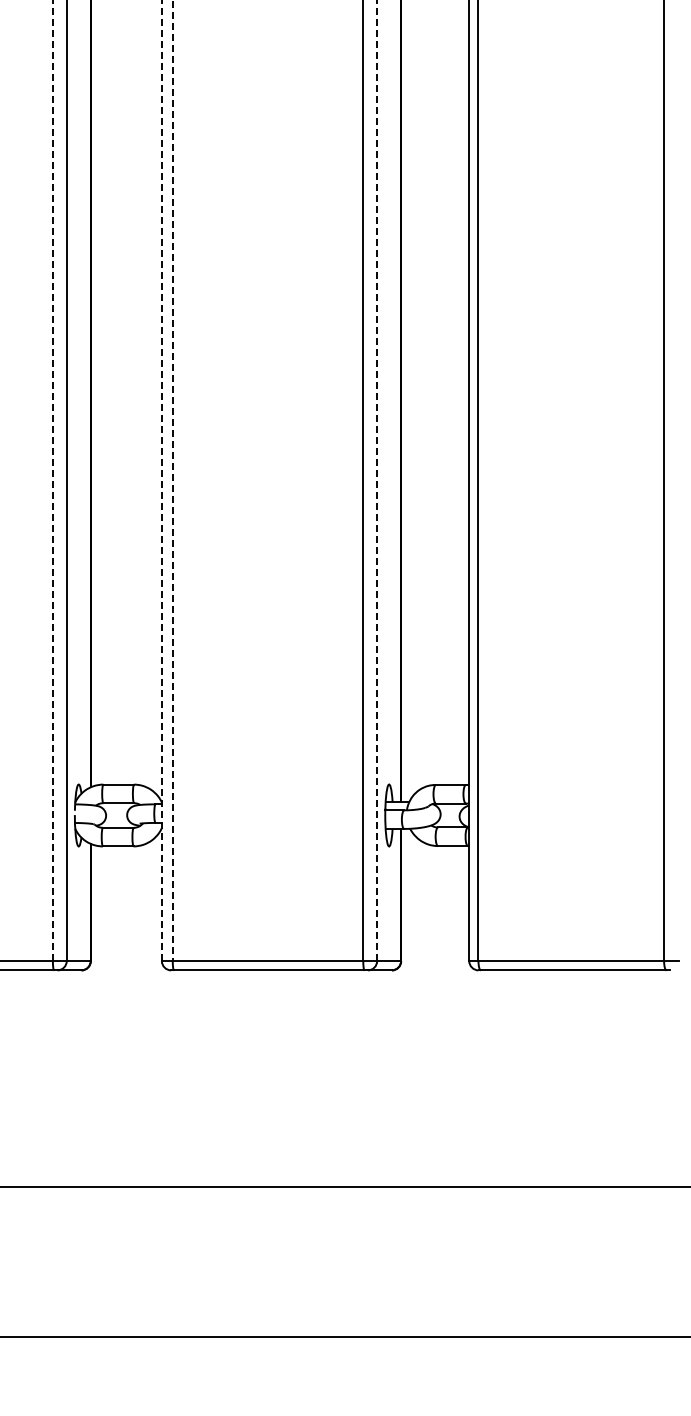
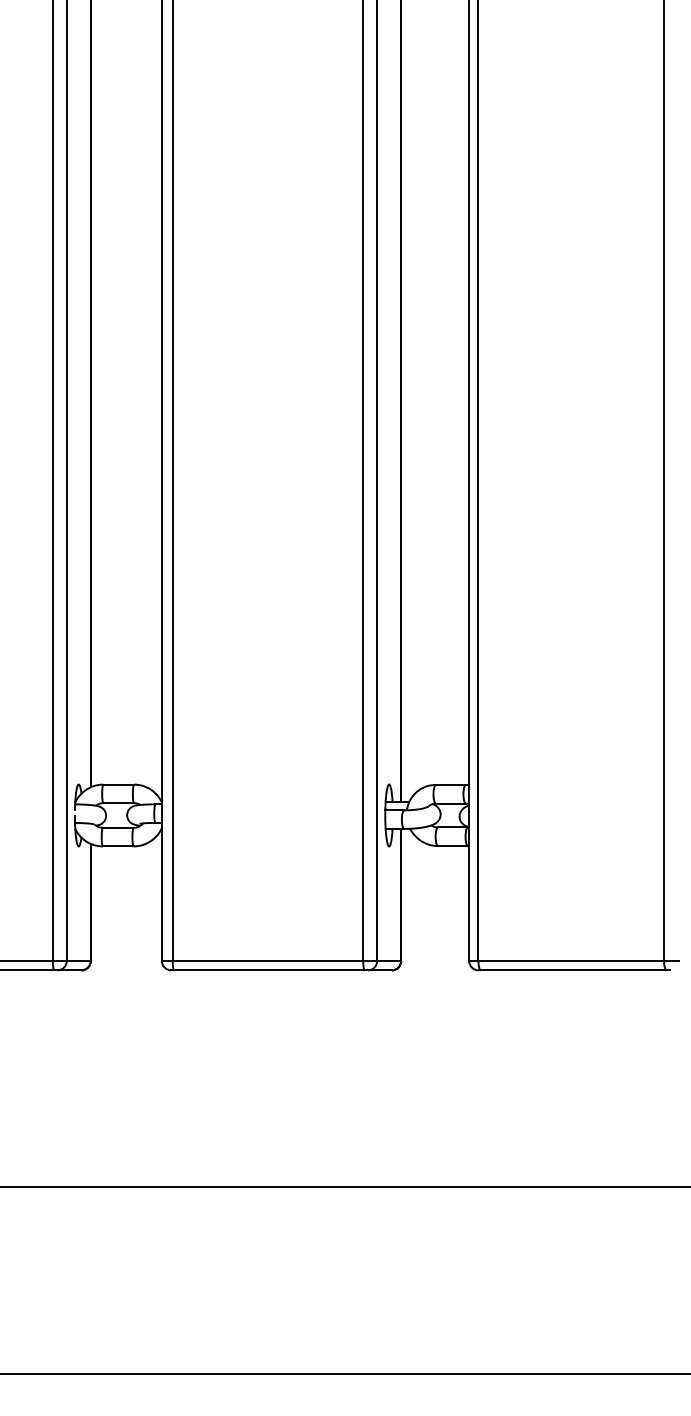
line: dashed -> solid (52, 480)
line: dashed -> solid (161, 480)
line: dashed -> solid (377, 480)
line: dashed -> solid (172, 481)
line position: (344, 1336) -> (344, 1373) (344, 1373)
